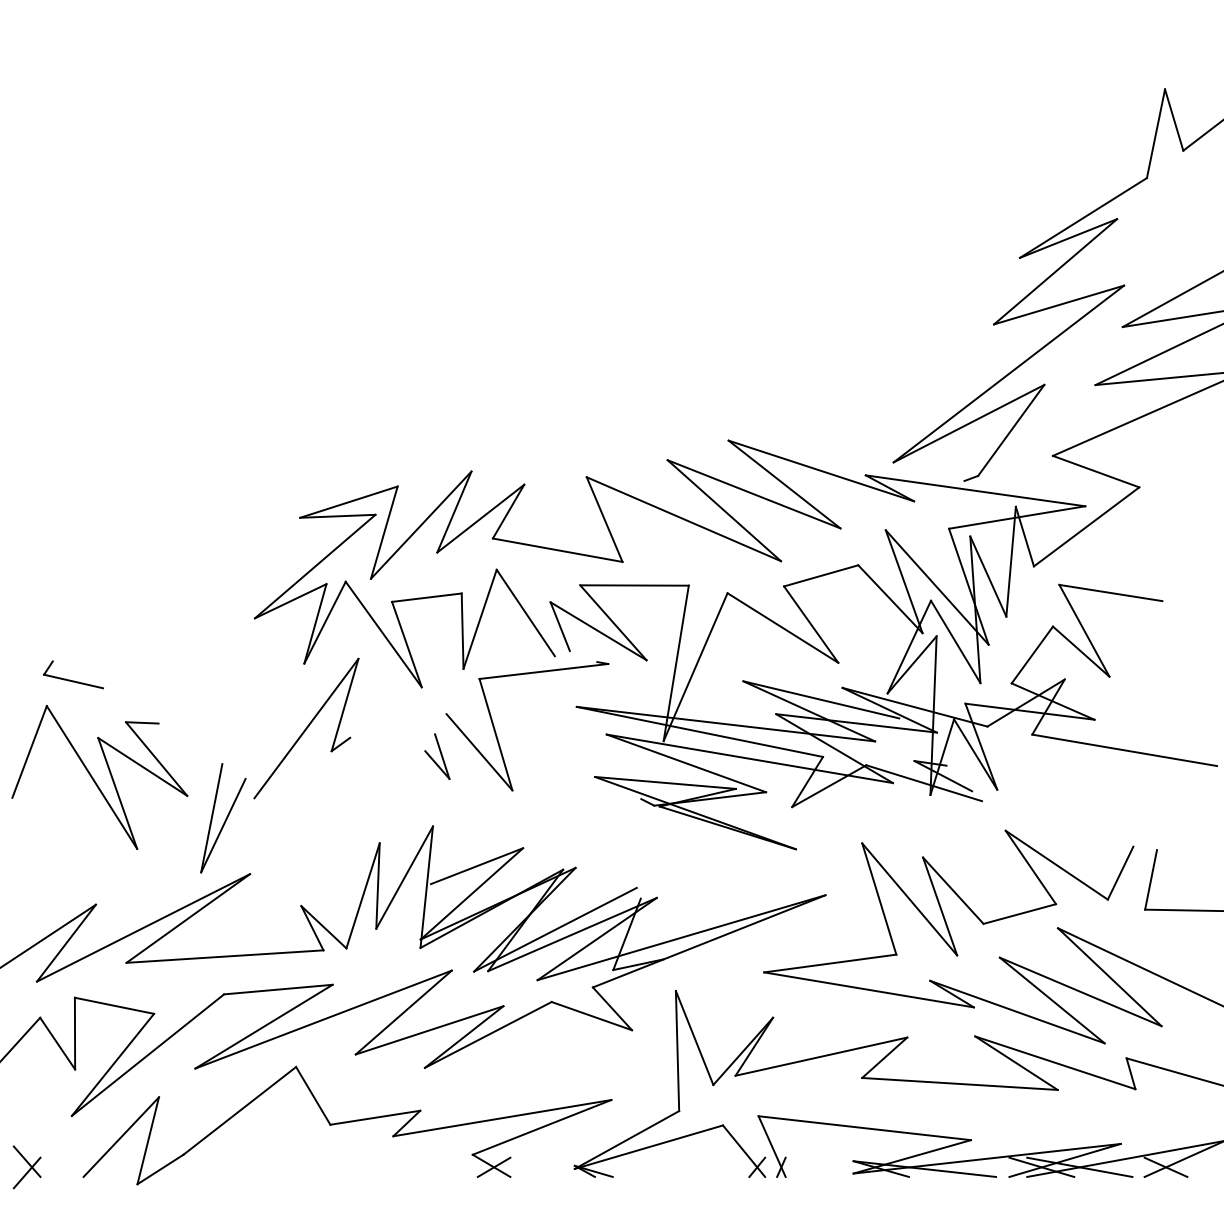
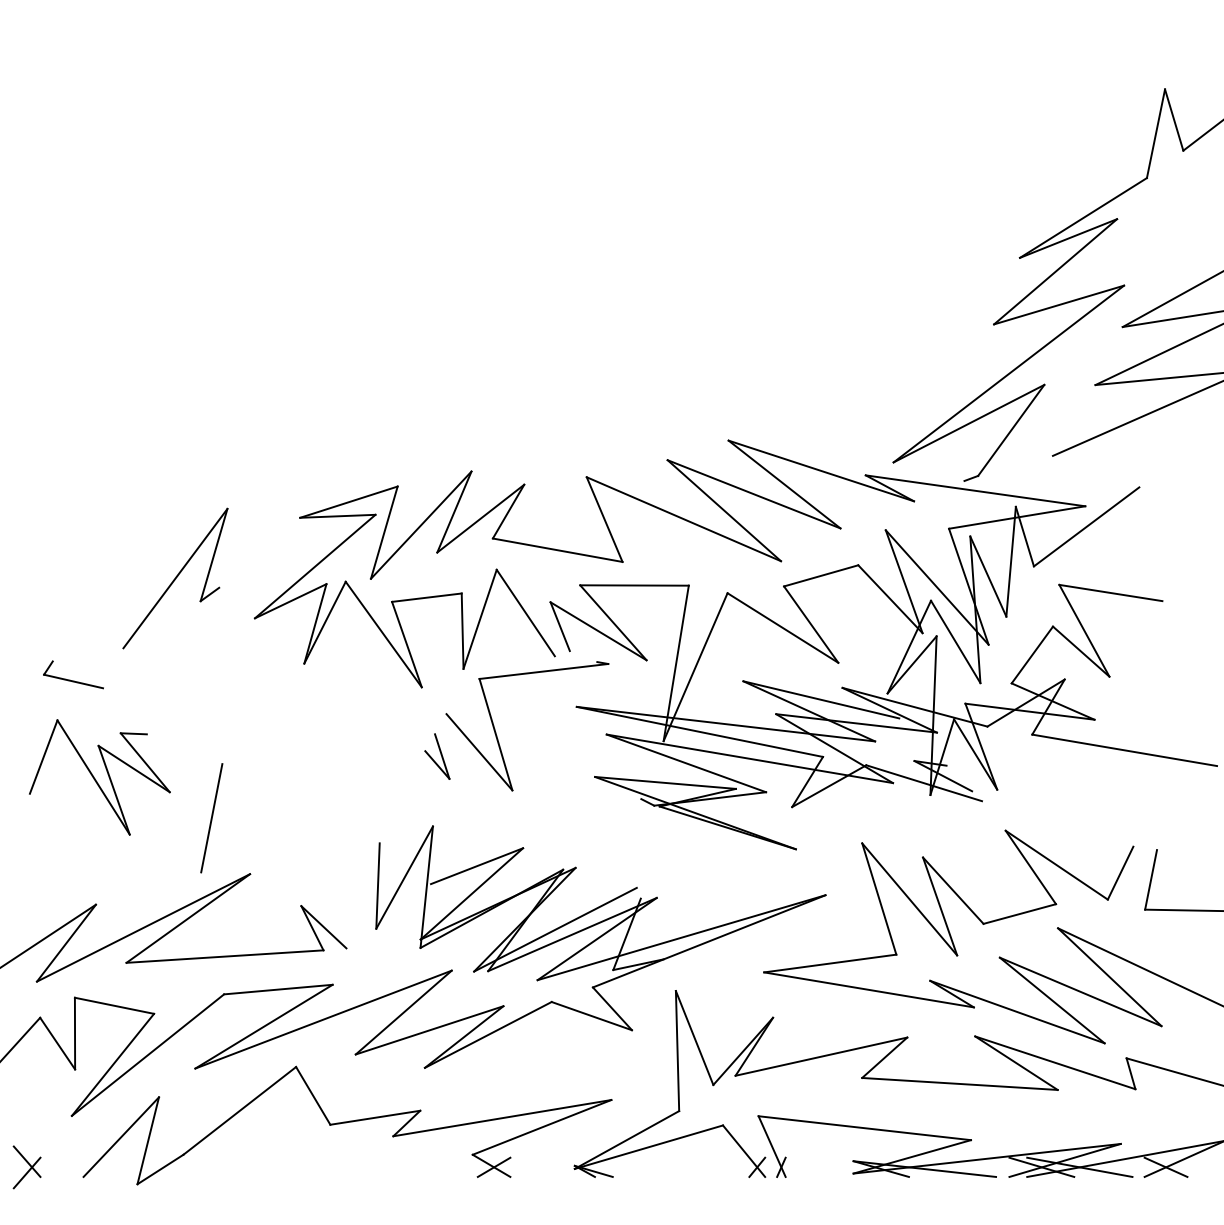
line: present -> none (1095, 471)
part position: (306, 728) -> (175, 578) (175, 578)
part size: 178x145 px -> 142x117 px (99, 777)
line: present -> none (223, 825)
line: present -> none (362, 895)
